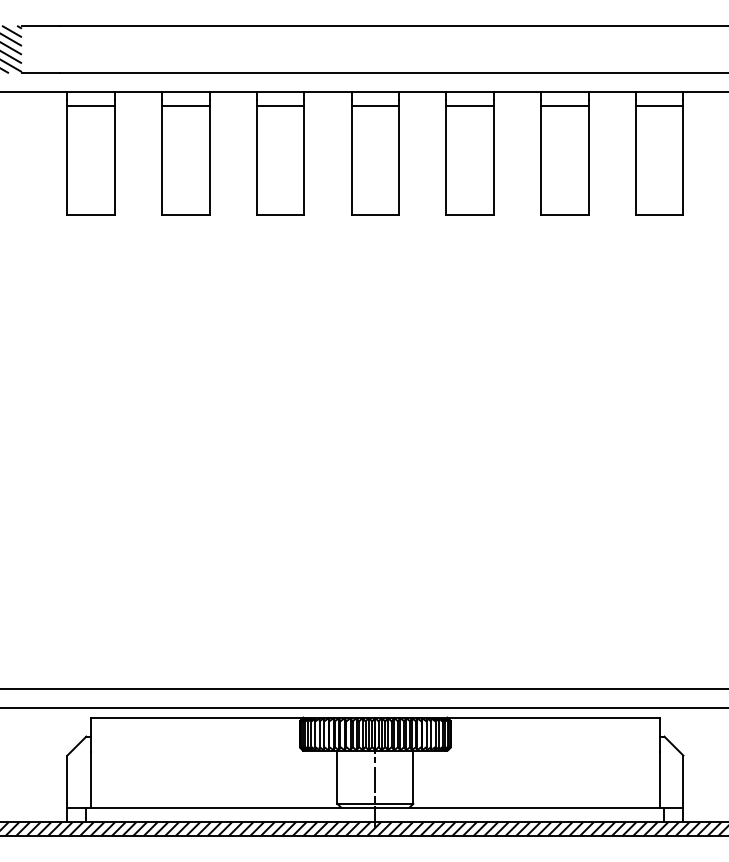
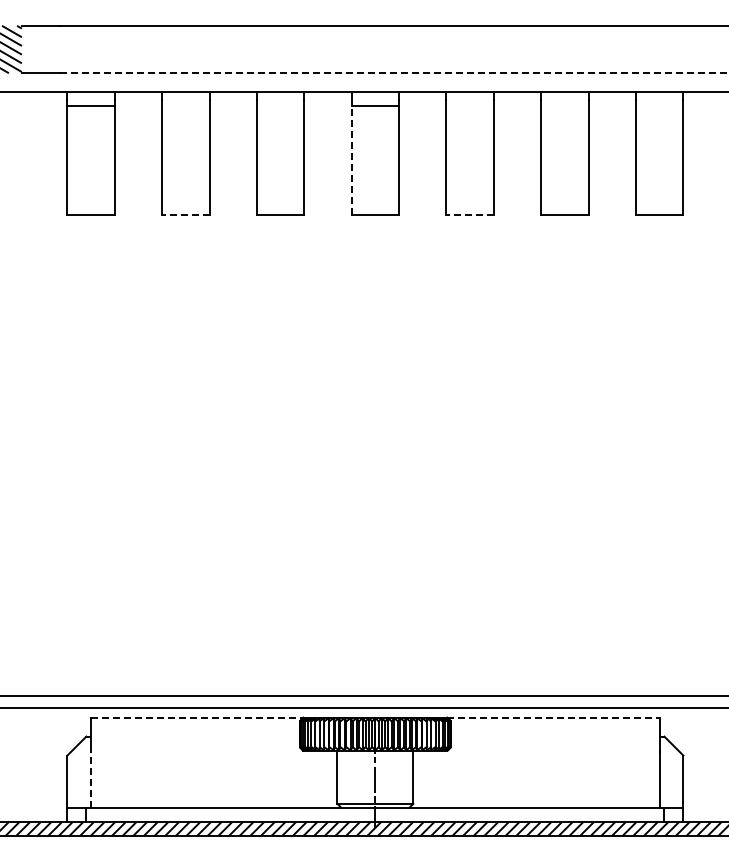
line: solid -> dashed (393, 73)
line: present -> none (185, 106)
line: present -> none (280, 106)
line: present -> none (469, 106)
line: present -> none (564, 106)
line: present -> none (659, 106)
line: solid -> dashed (351, 157)
line: solid -> dashed (185, 215)
line: solid -> dashed (470, 215)
line position: (363, 689) -> (363, 696) (363, 696)
line: solid -> dashed (197, 717)
line: solid -> dashed (554, 717)
line: solid -> dashed (91, 780)
